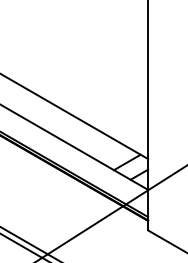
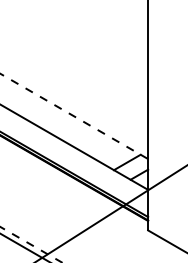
line: solid -> dashed (73, 116)
line: solid -> dashed (31, 244)
